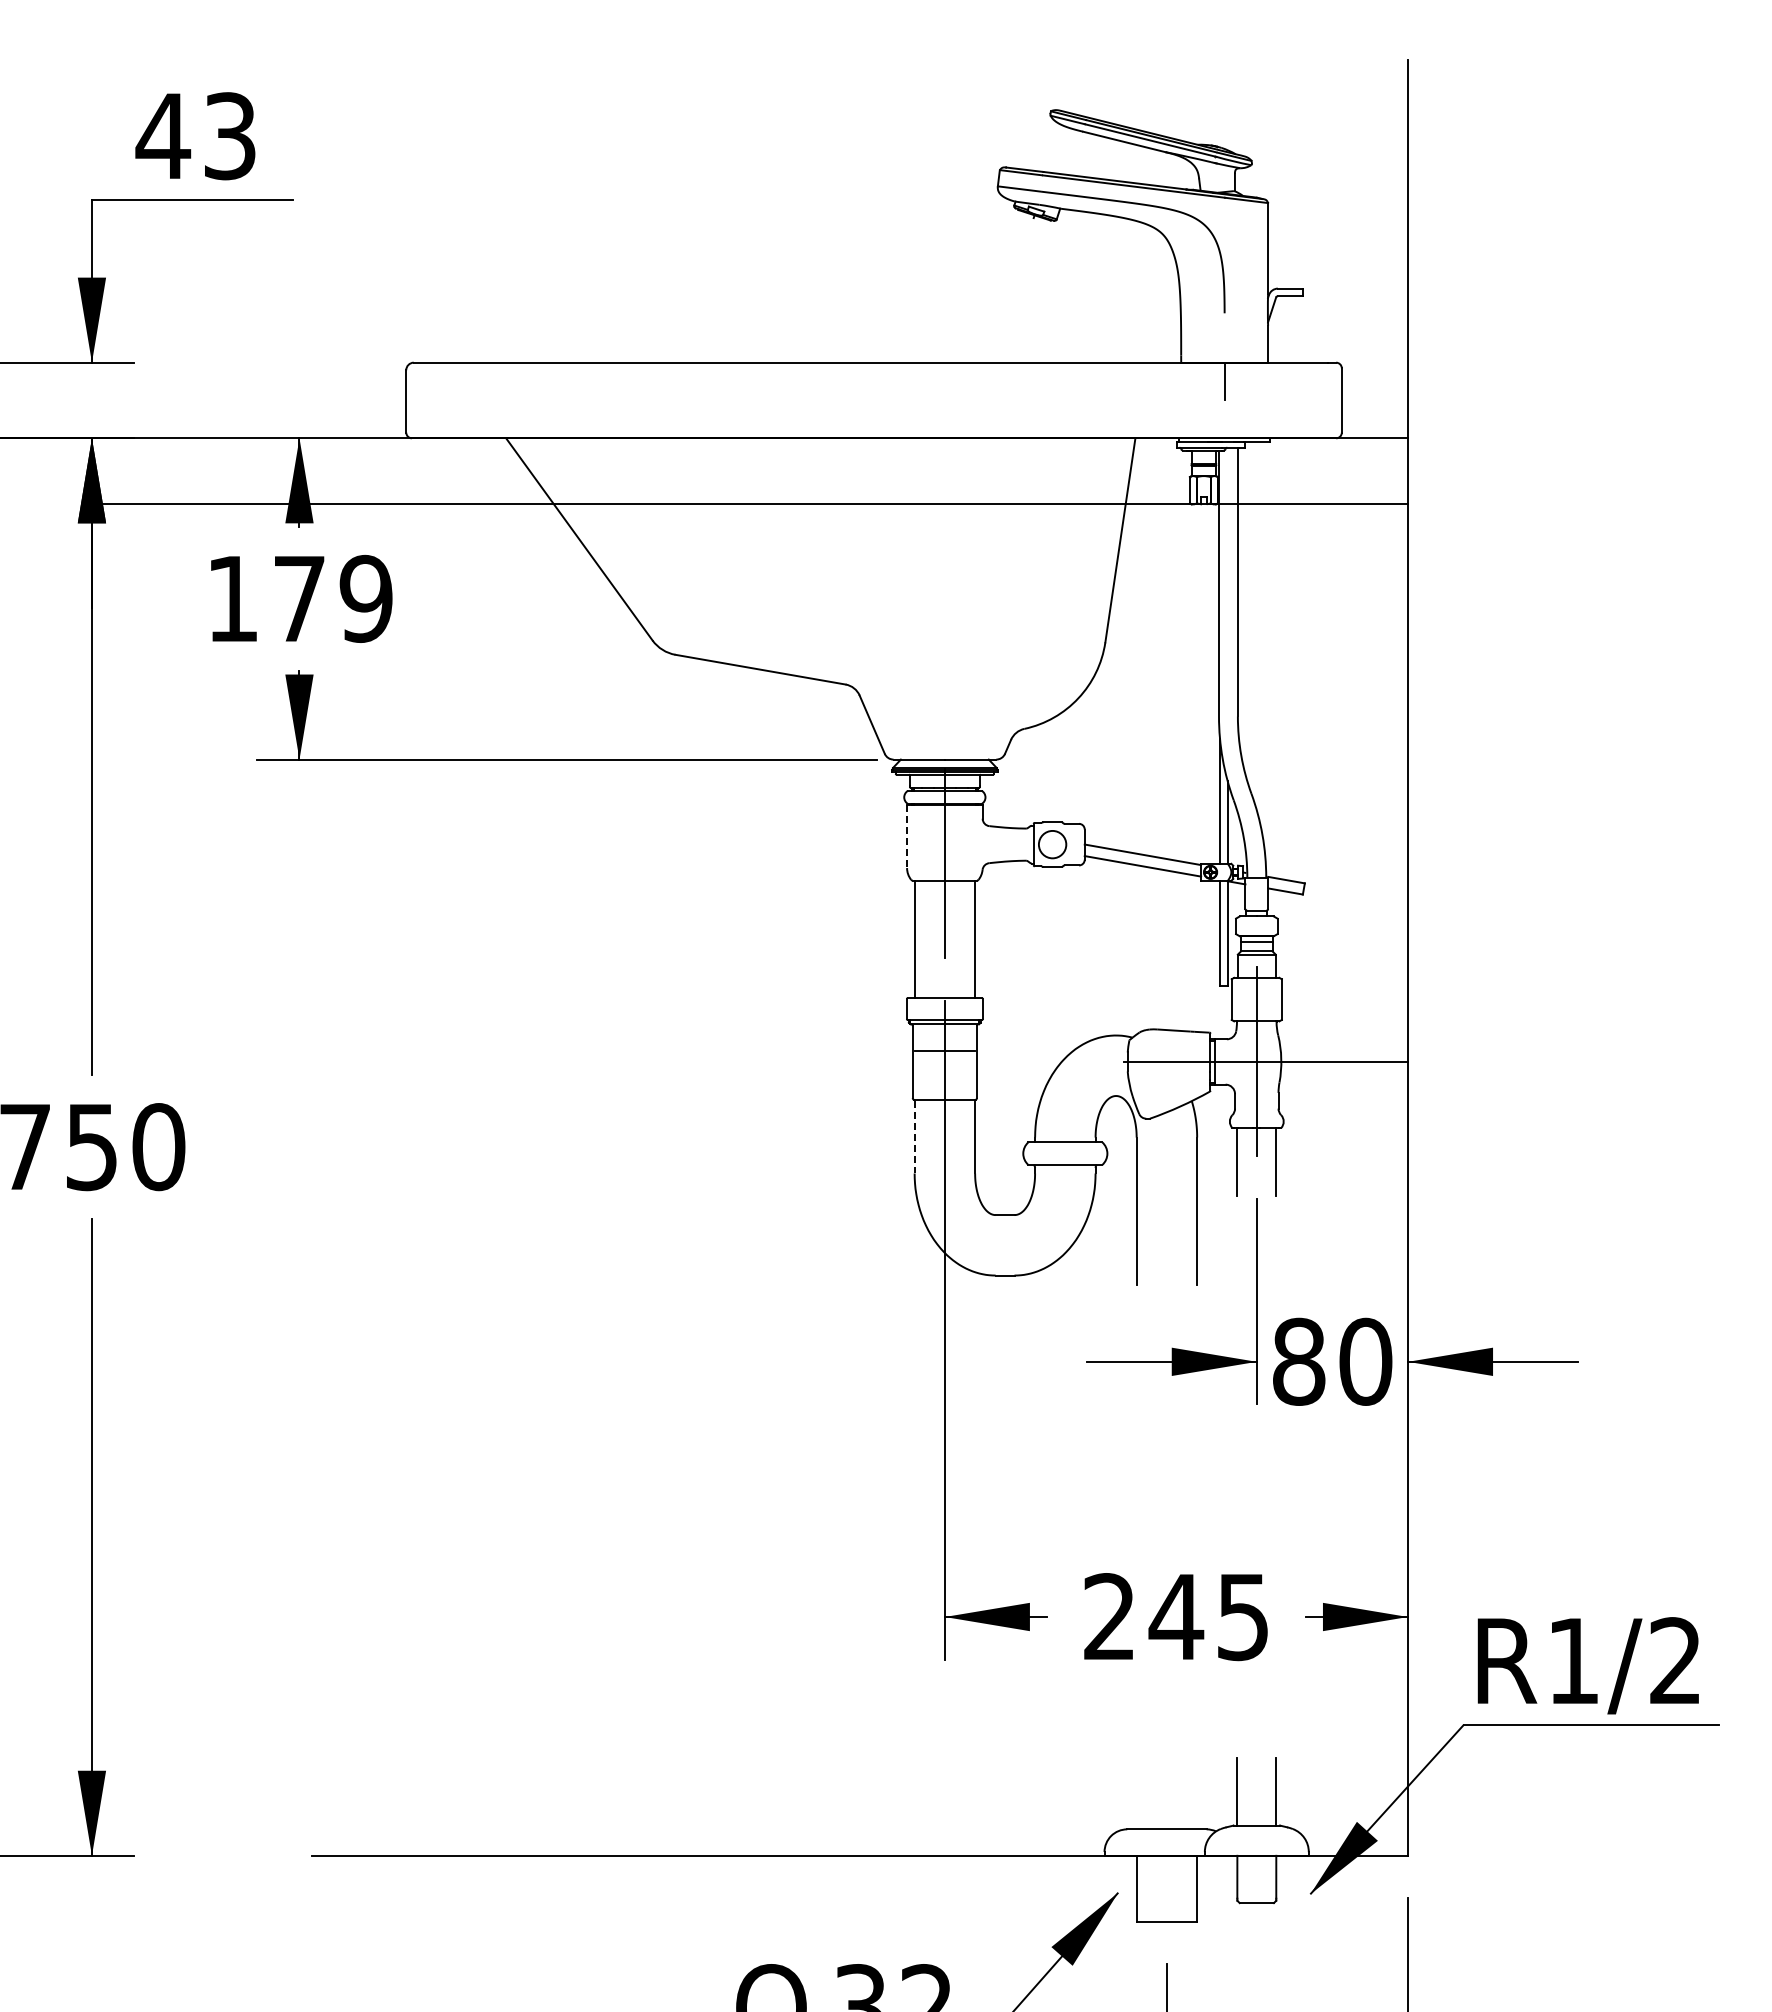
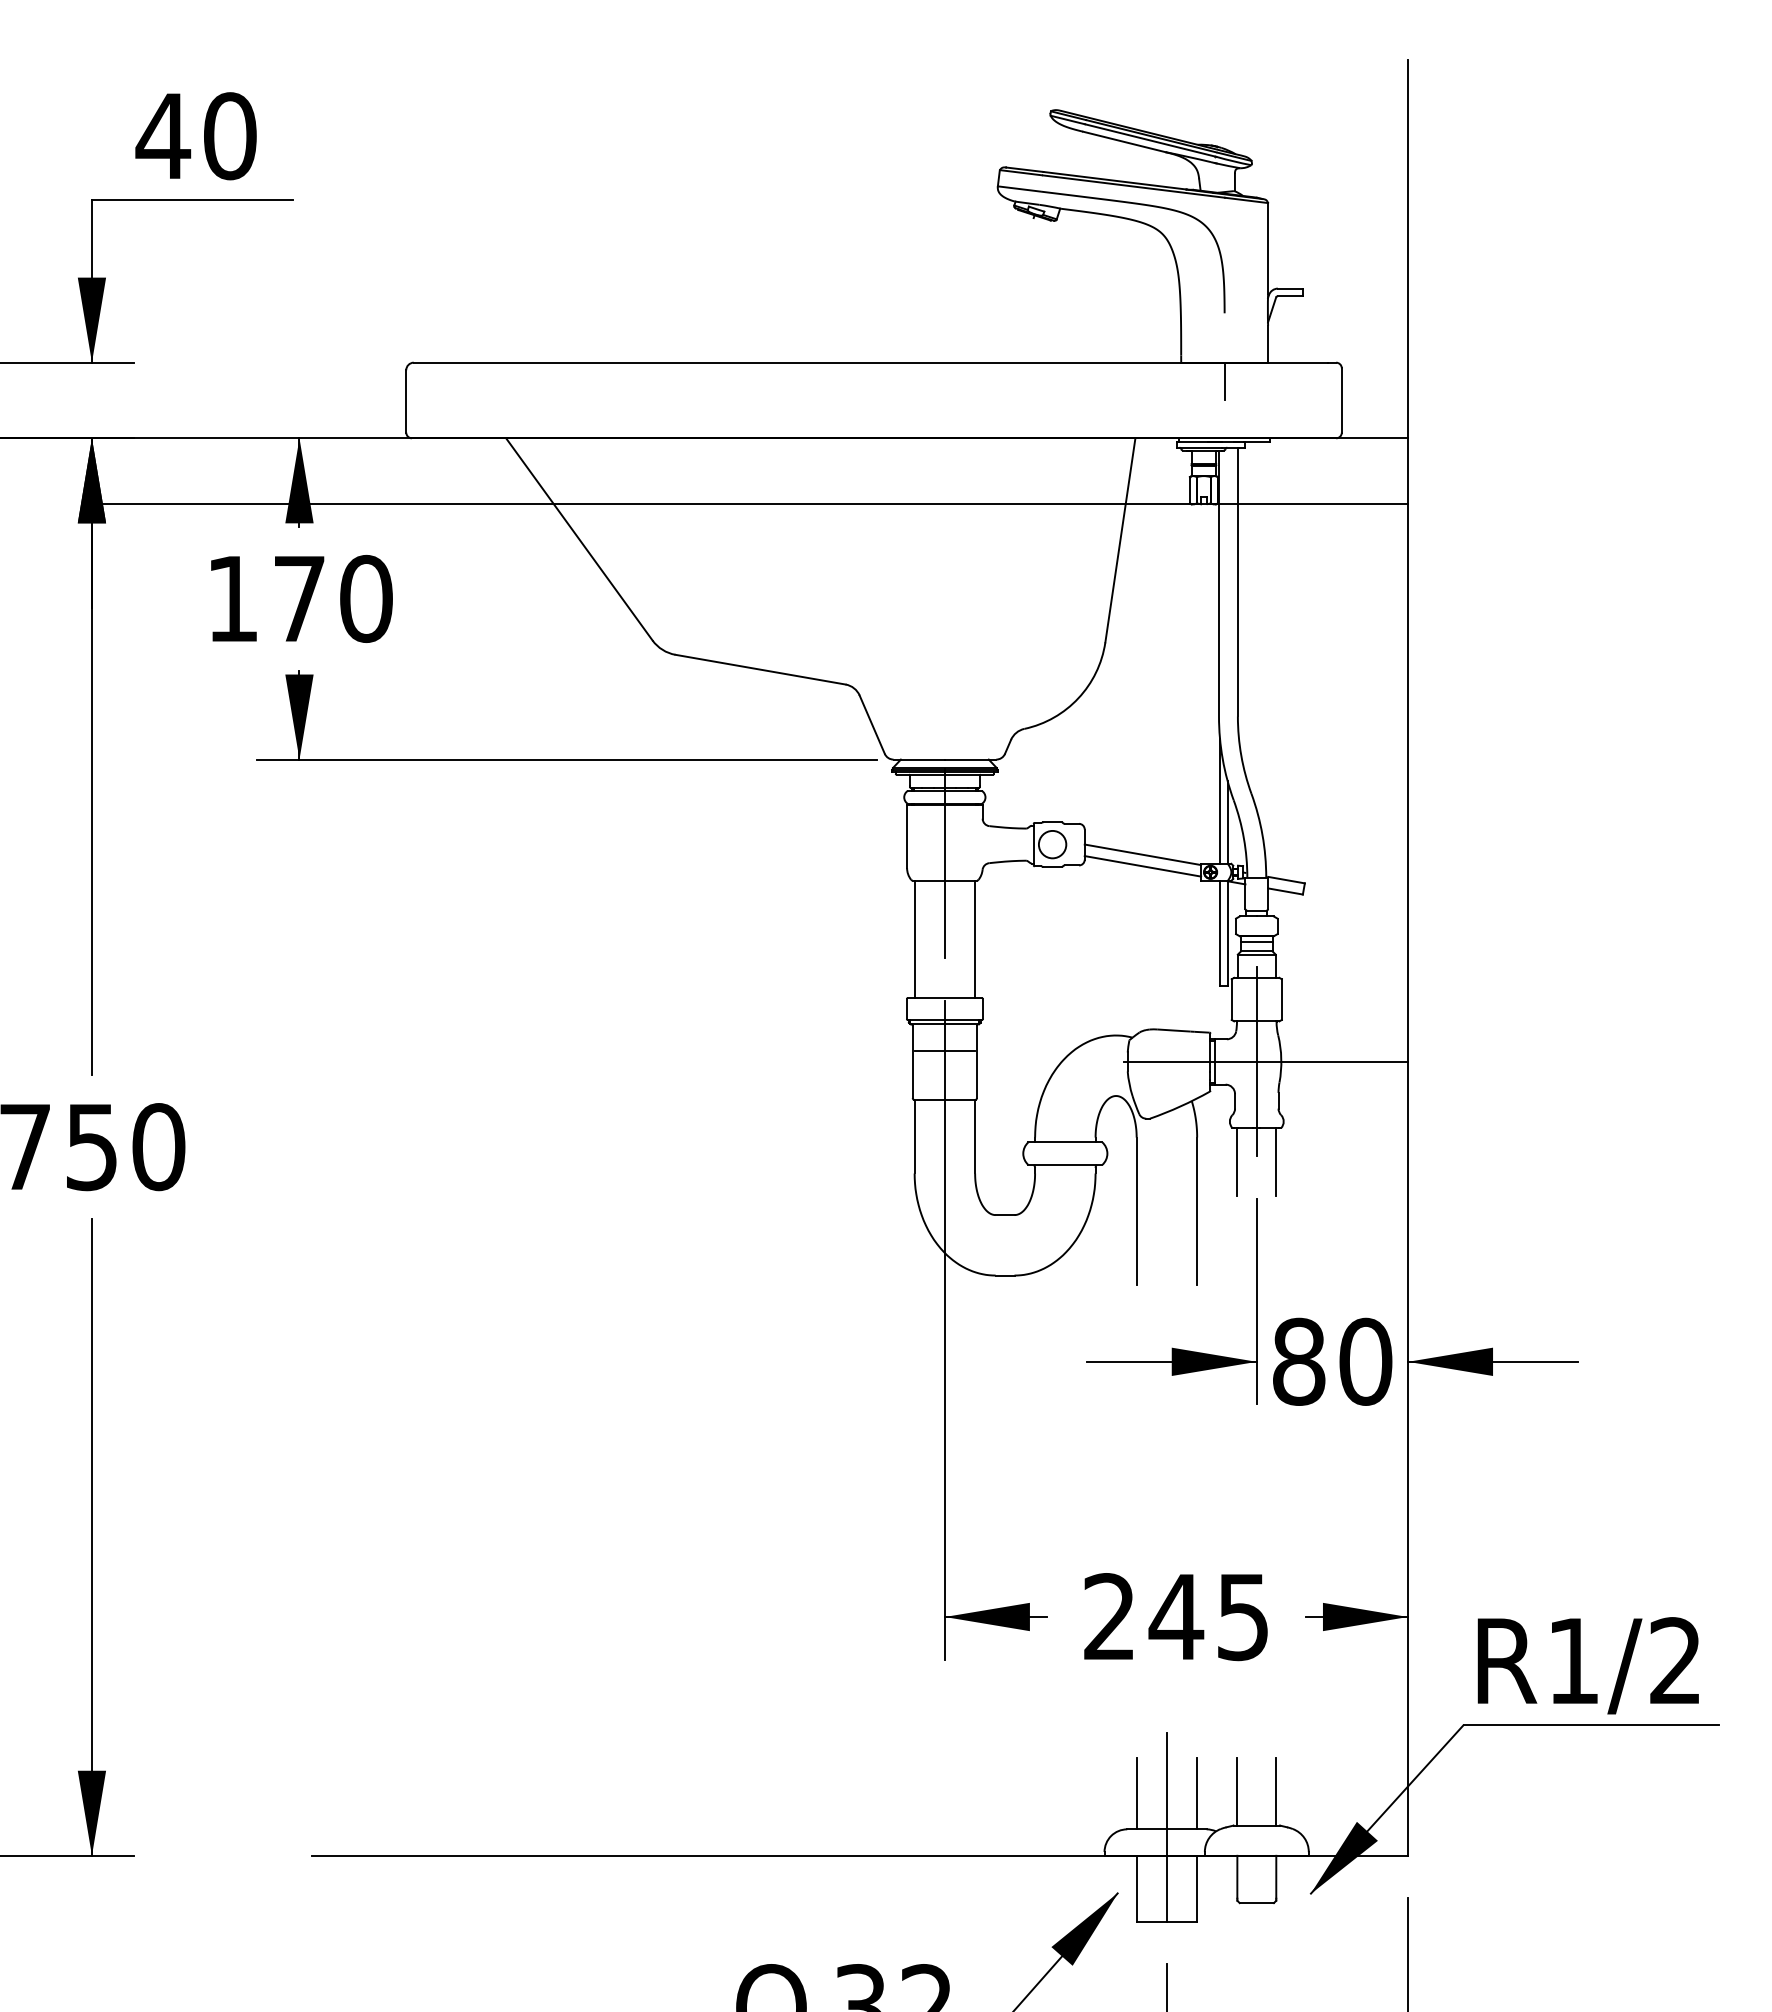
text: 43 -> 40 (230, 136)
text: 179 -> 170 (365, 598)
line: dashed -> solid (907, 836)
line: dashed -> solid (914, 1137)
line: none -> present (1136, 1793)
line: none -> present (1197, 1793)
line: none -> present (1166, 1826)
